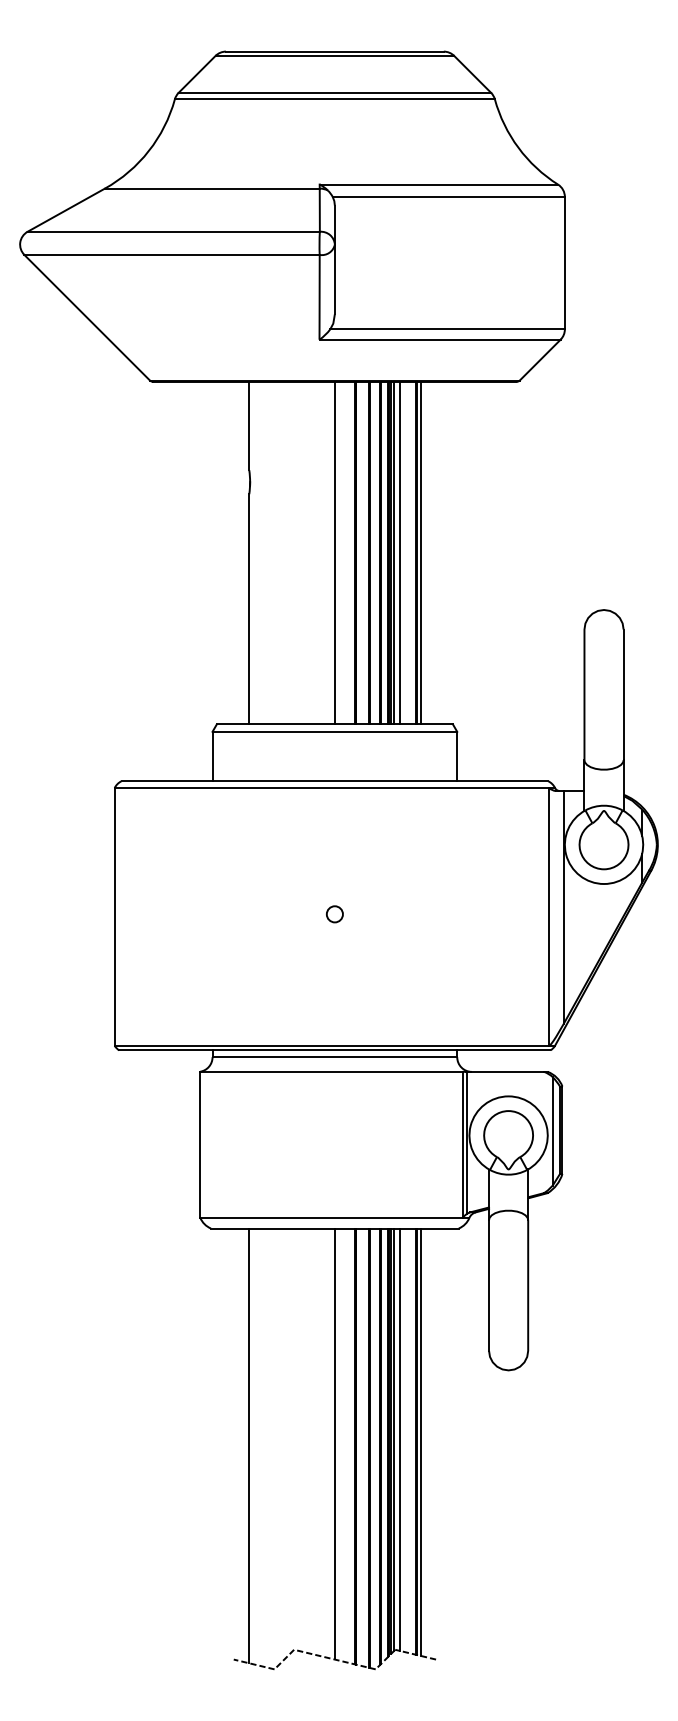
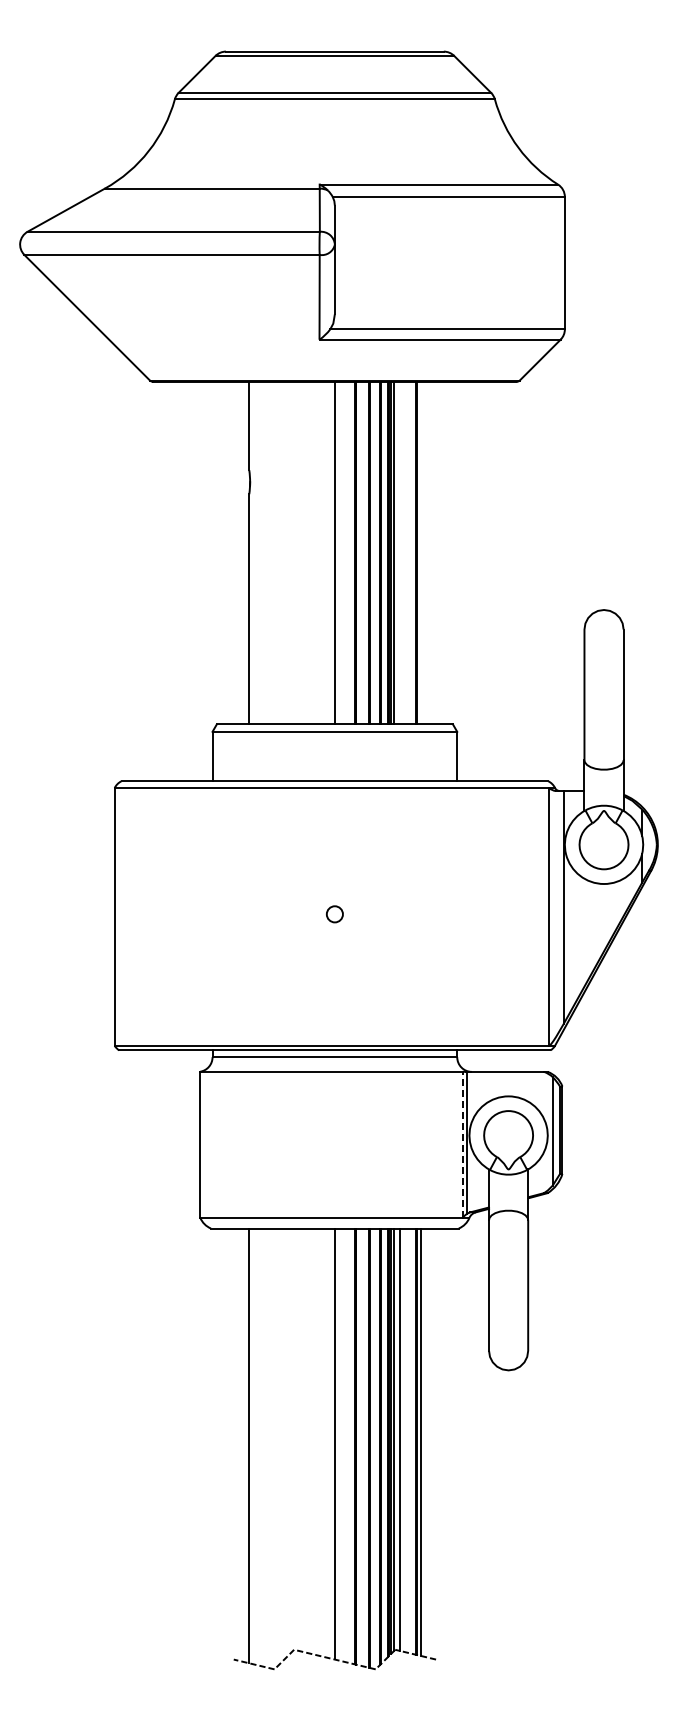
line: present -> none (400, 552)
line: present -> none (420, 552)
line: solid -> dashed (462, 1144)
